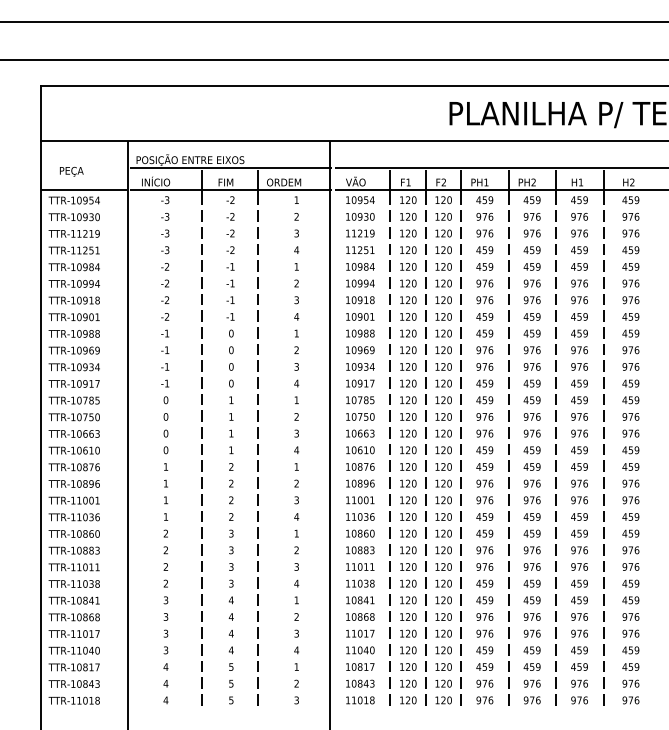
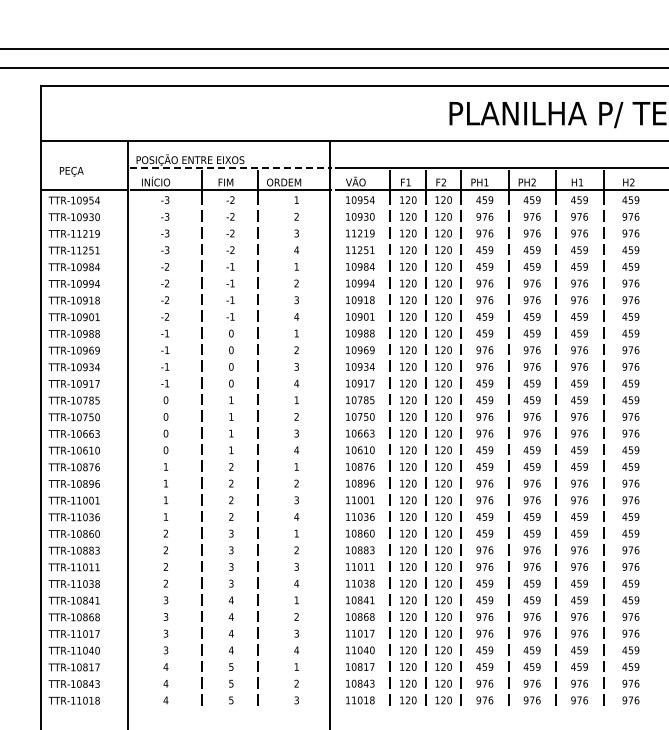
line position: (333, 21) -> (333, 48) (333, 48)
line position: (333, 59) -> (333, 67) (333, 67)
line: solid -> dashed (231, 168)
